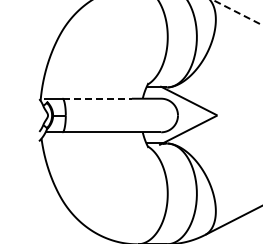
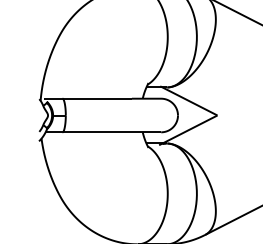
line: dashed -> solid (237, 12)
line: dashed -> solid (97, 98)
